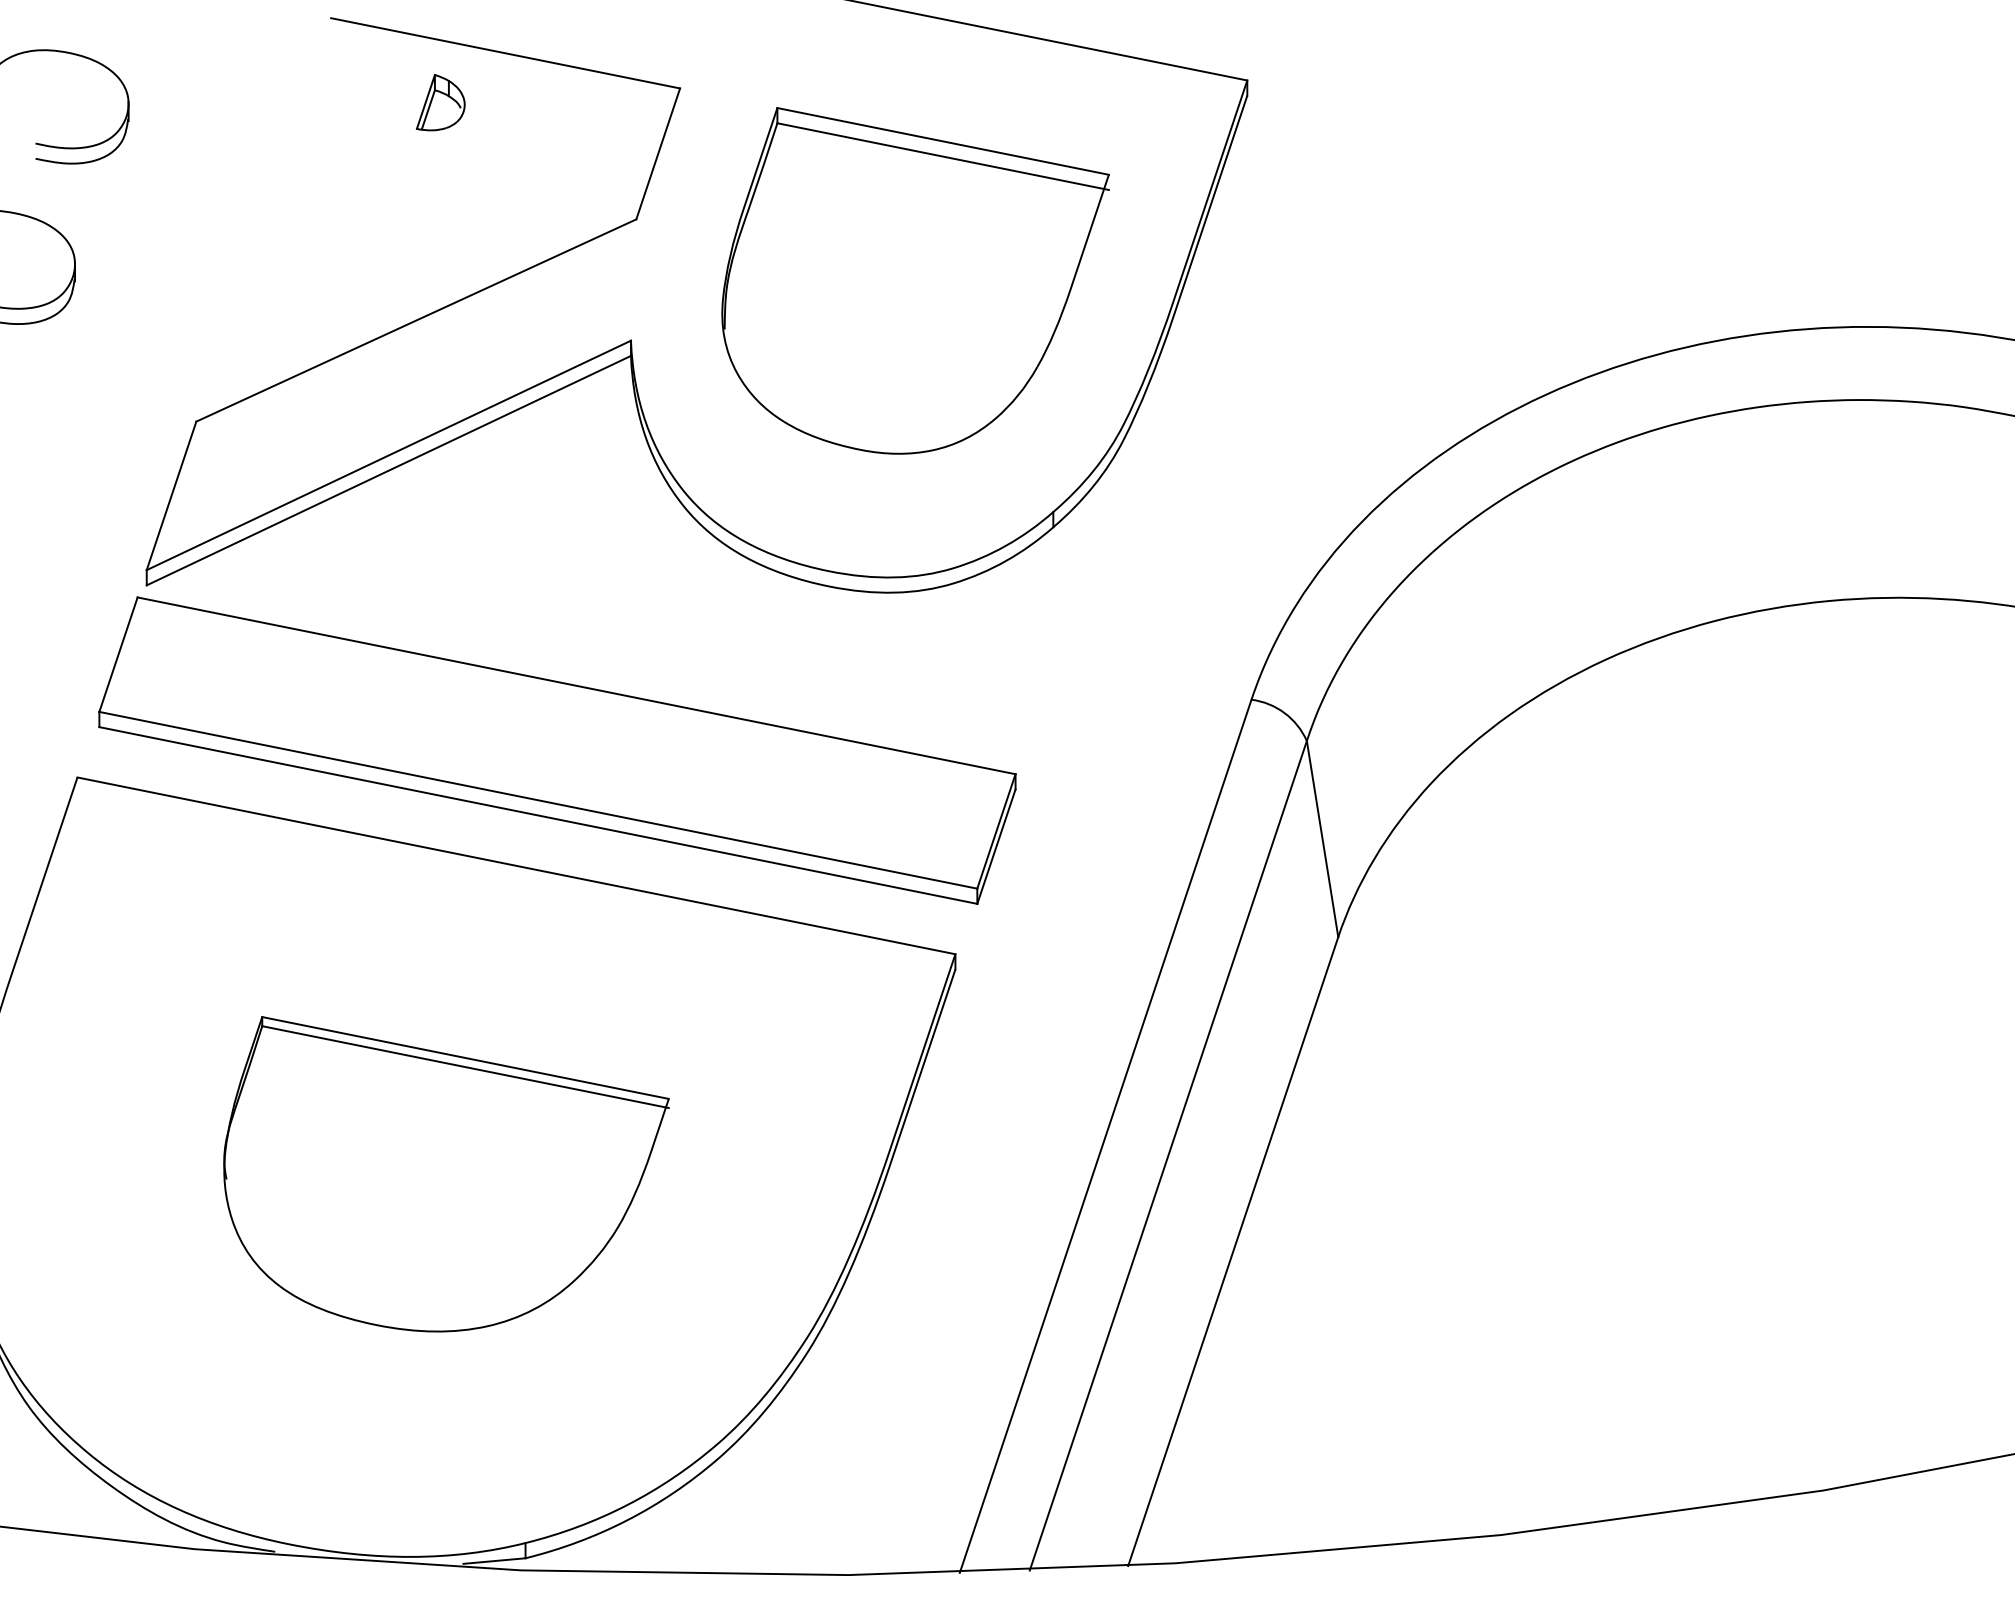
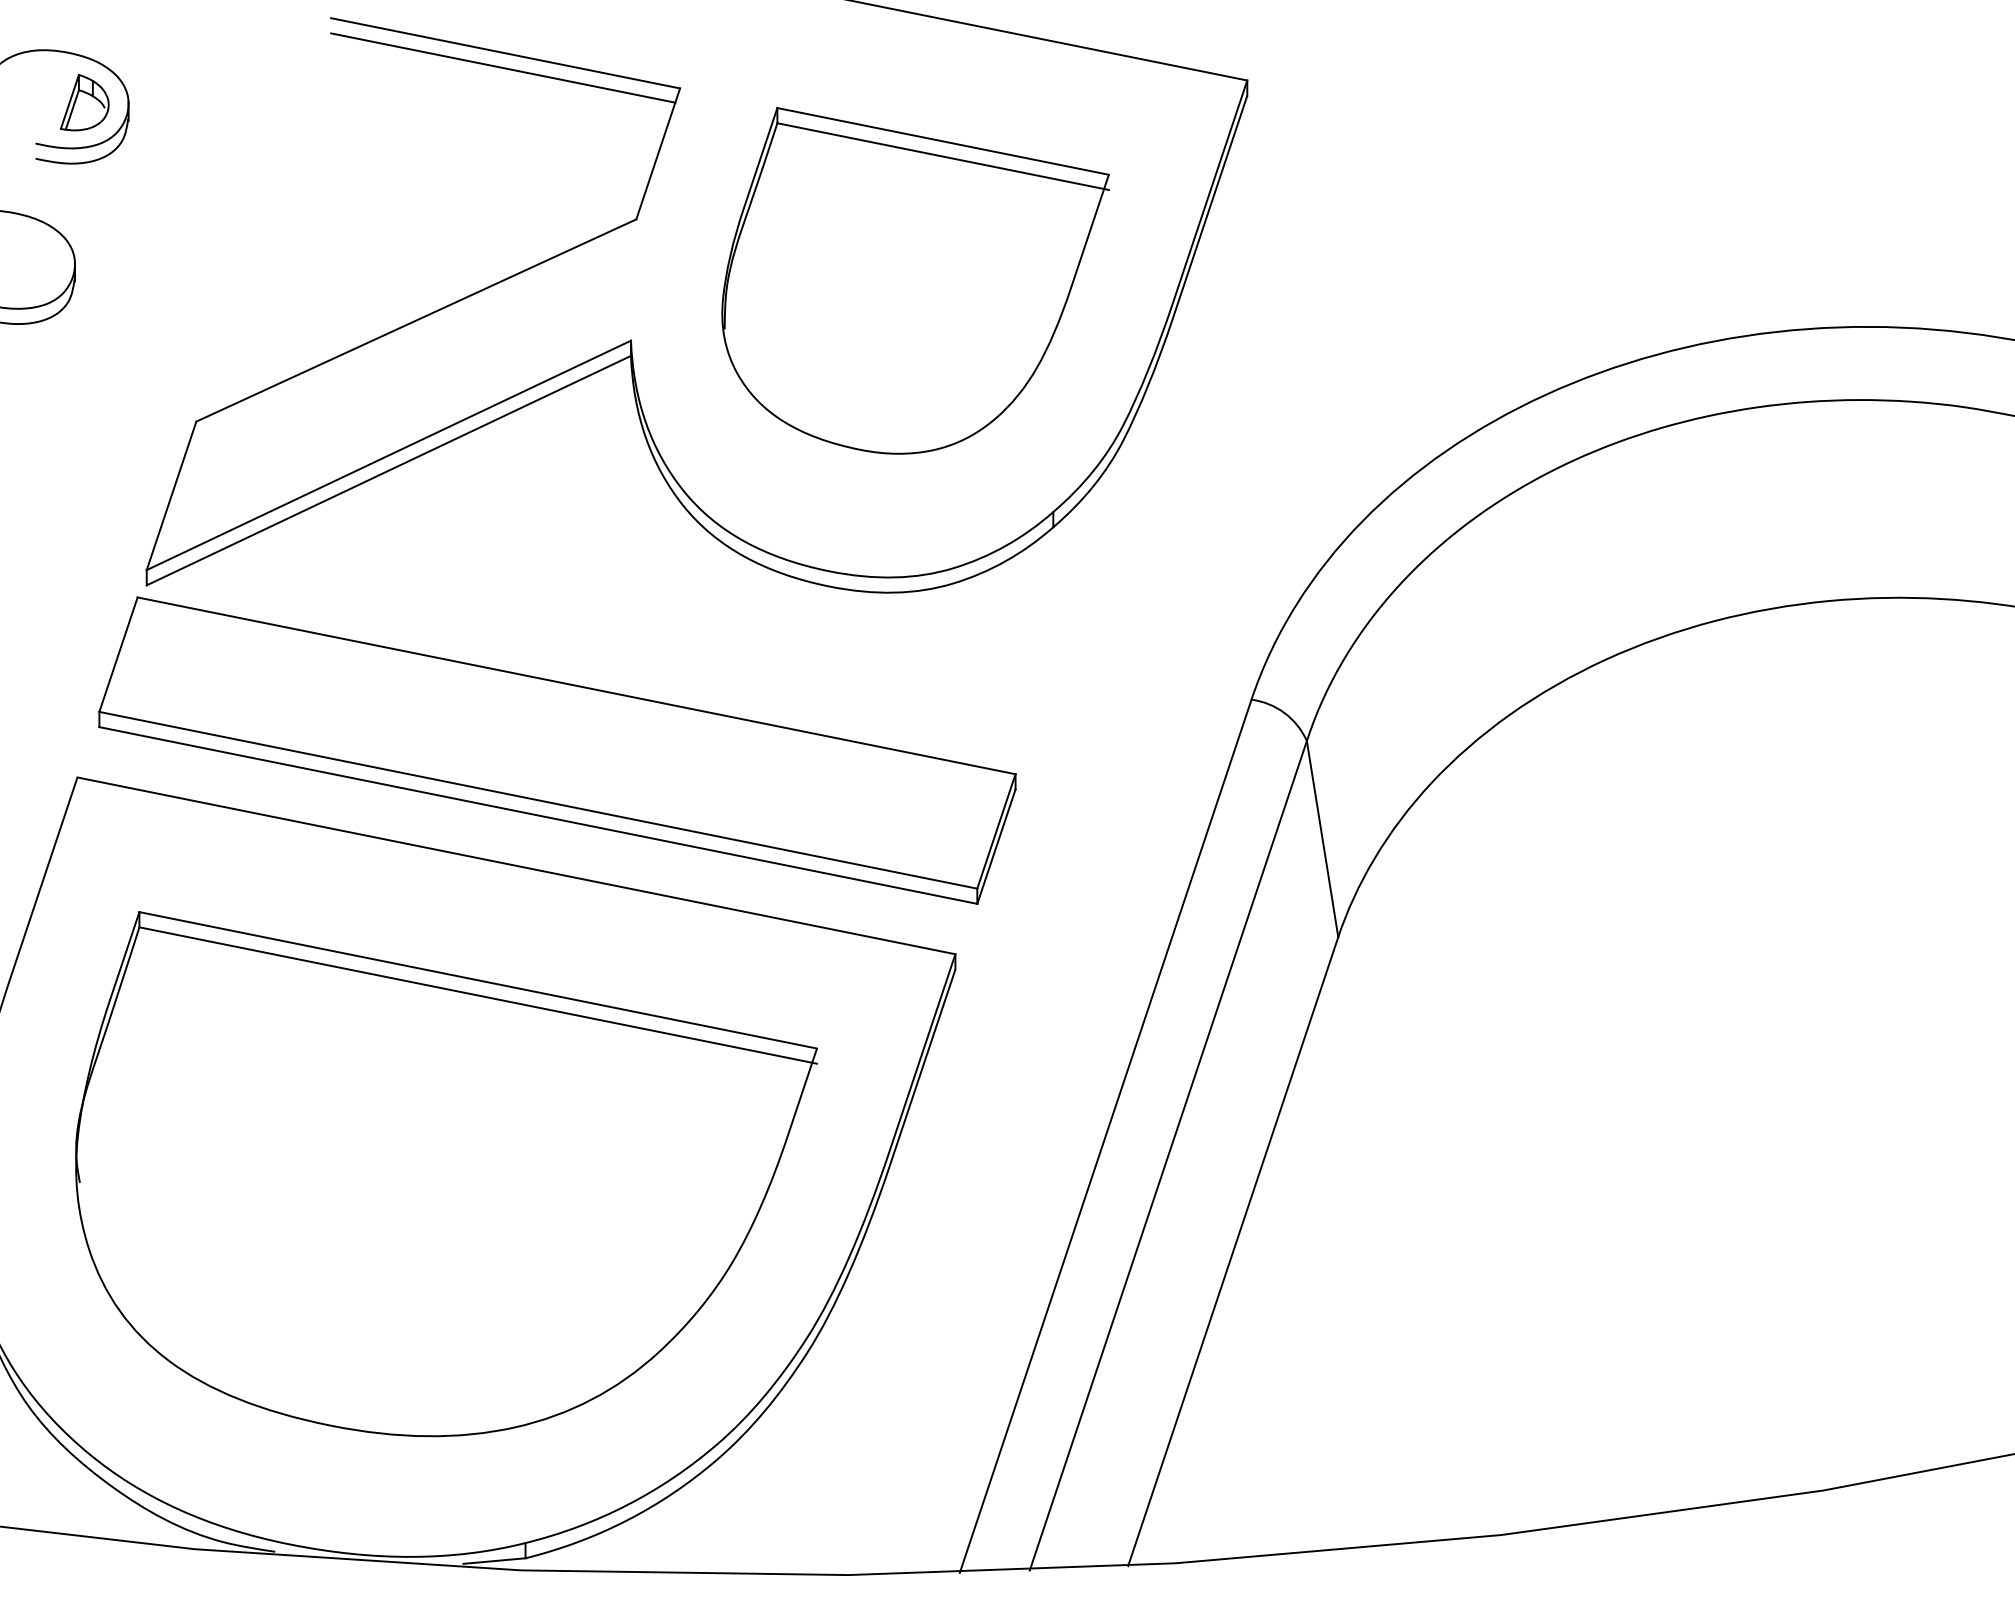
line: none -> present (503, 67)
part position: (440, 102) -> (84, 102) (84, 102)
part size: 447x317 px -> 743x527 px (446, 1174)
